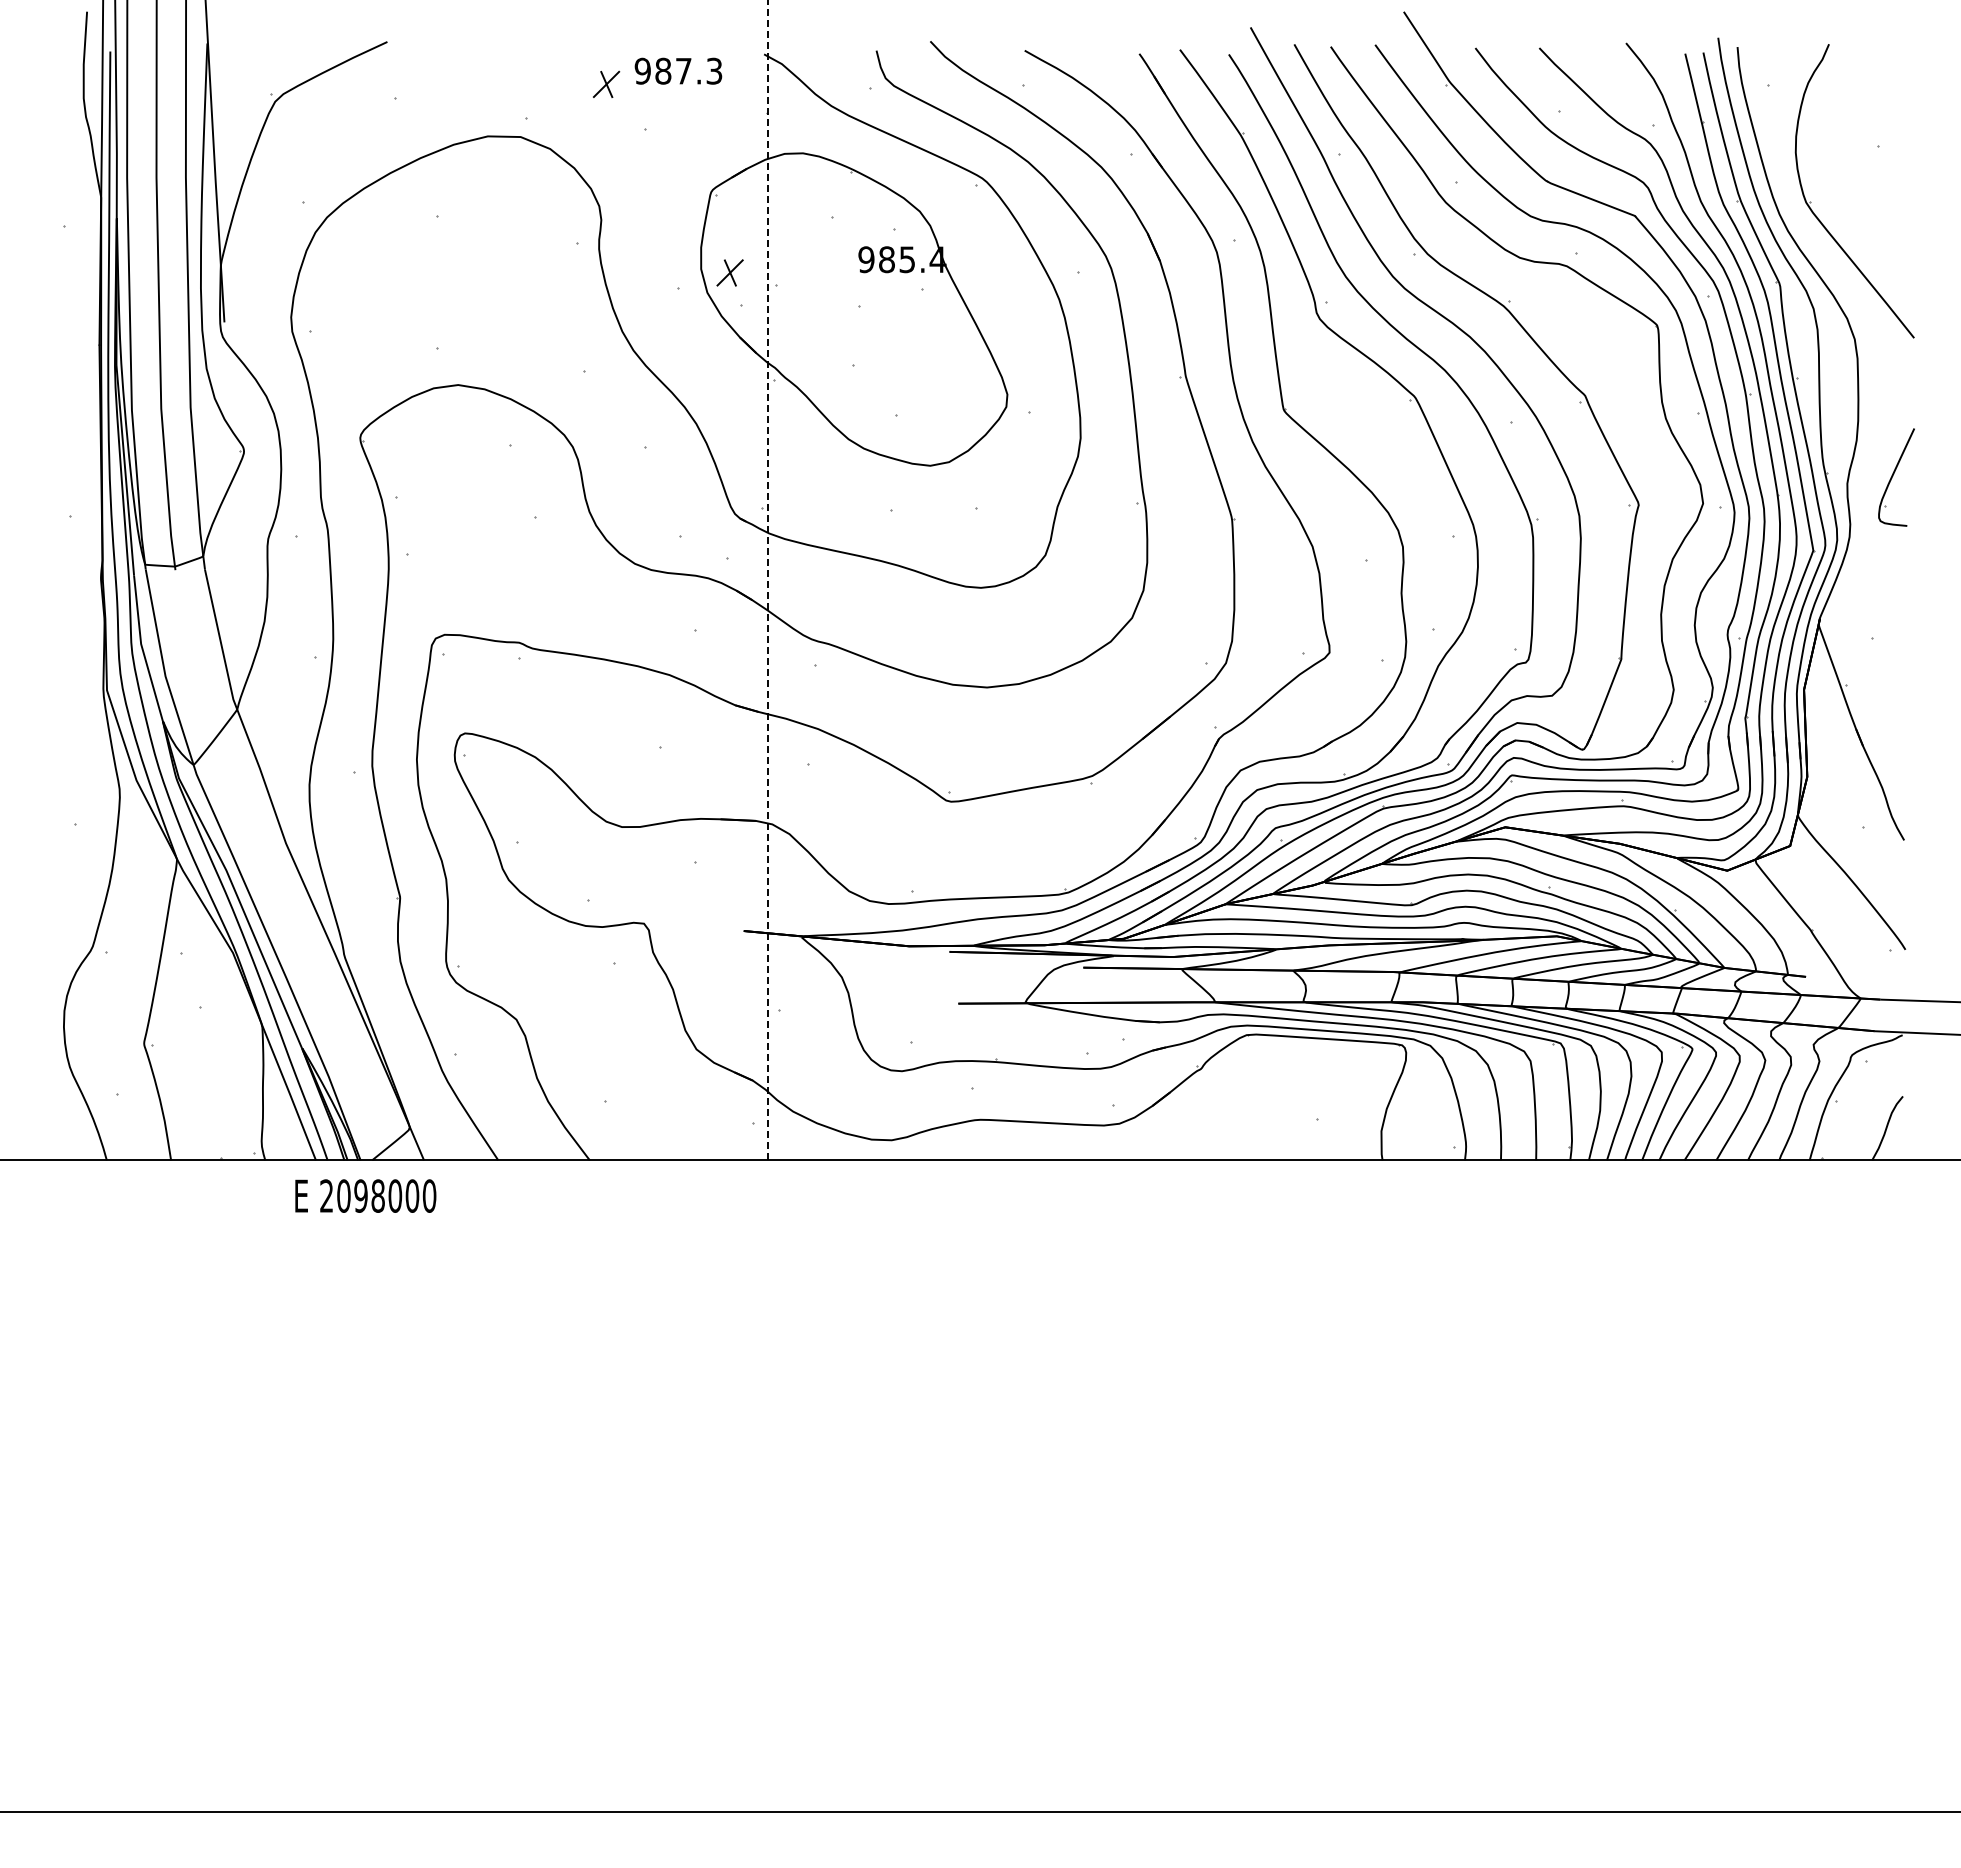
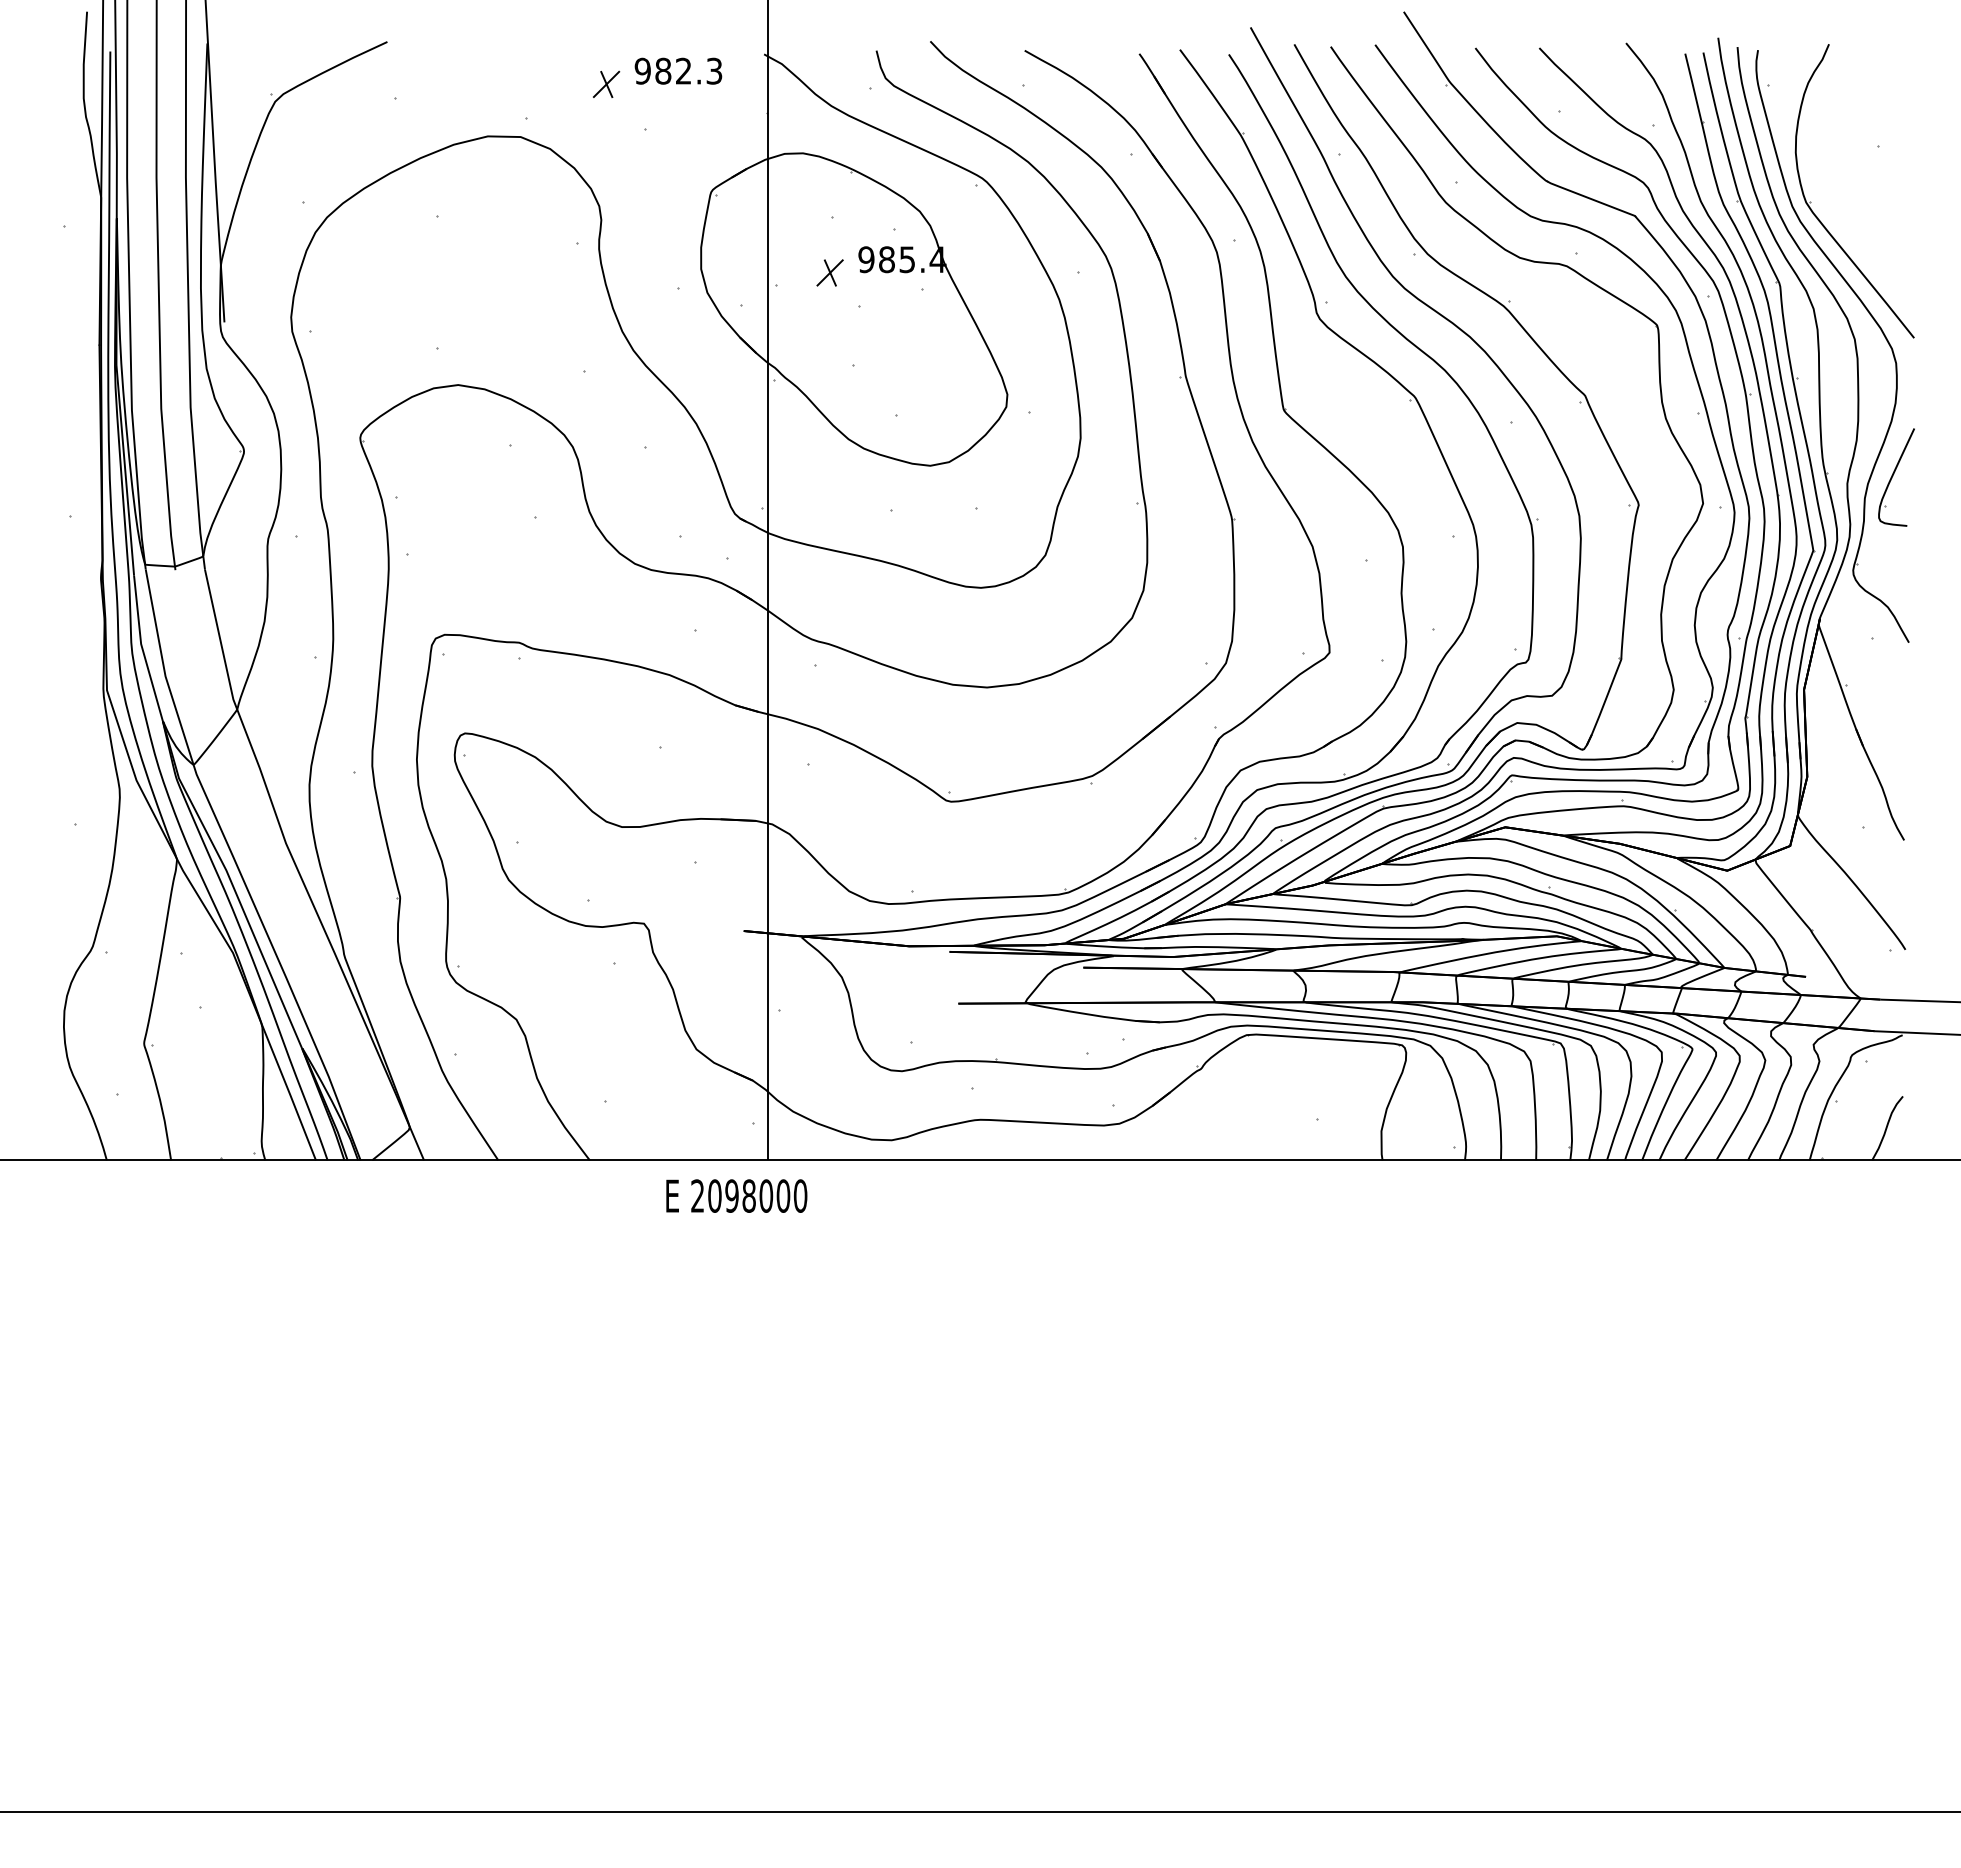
text: 987.3 -> 982.3 (683, 70)
part position: (729, 272) -> (829, 272) (829, 272)
part: none -> present (1873, 320)
line: dashed -> solid (768, 580)
text position: (365, 1195) -> (736, 1195) (736, 1195)
